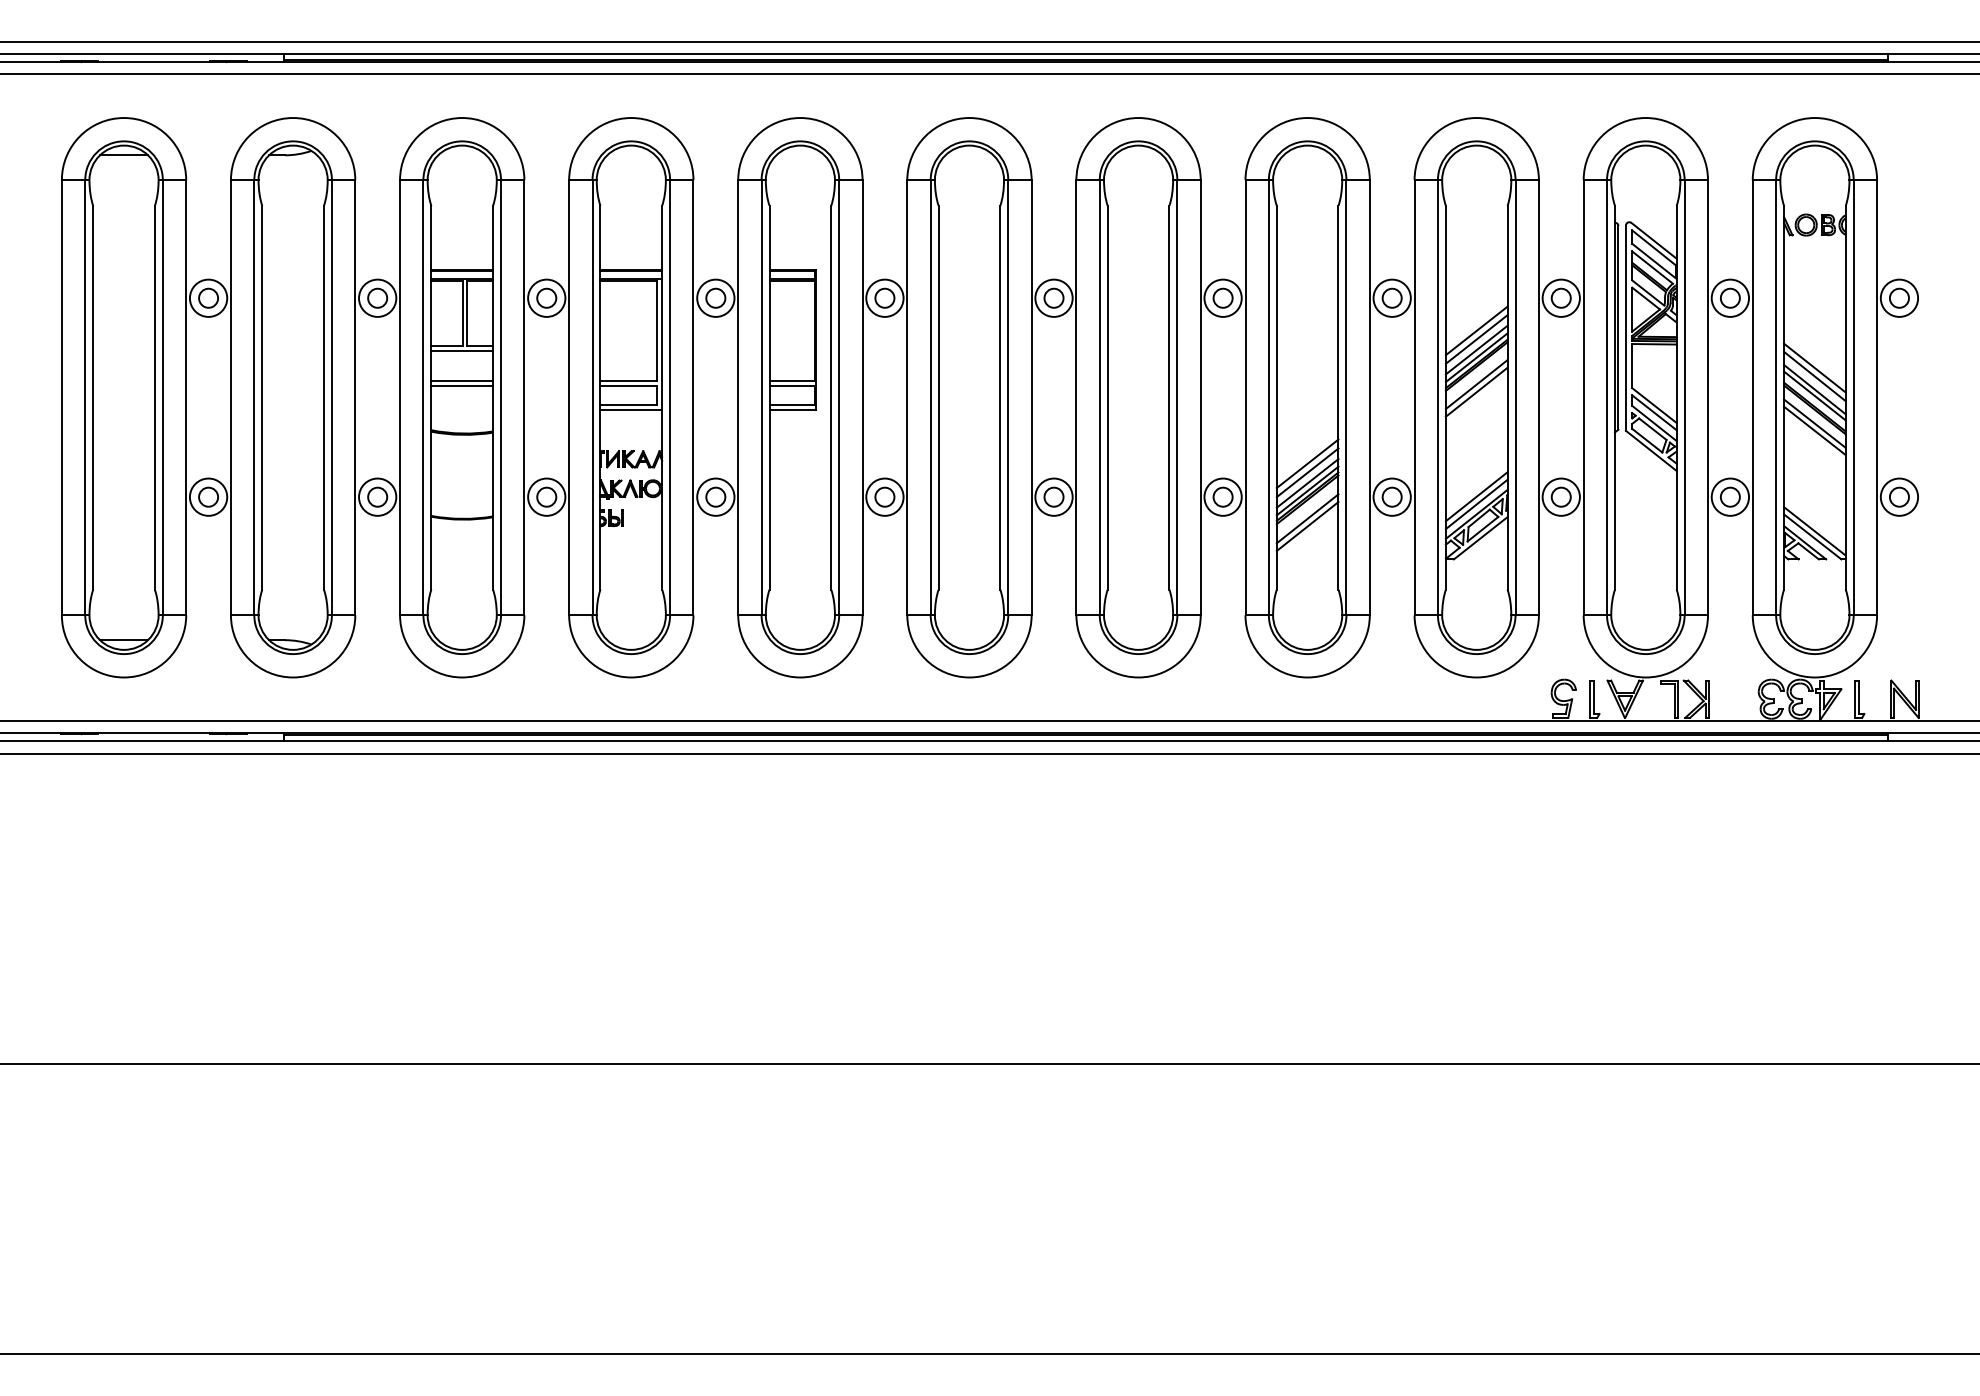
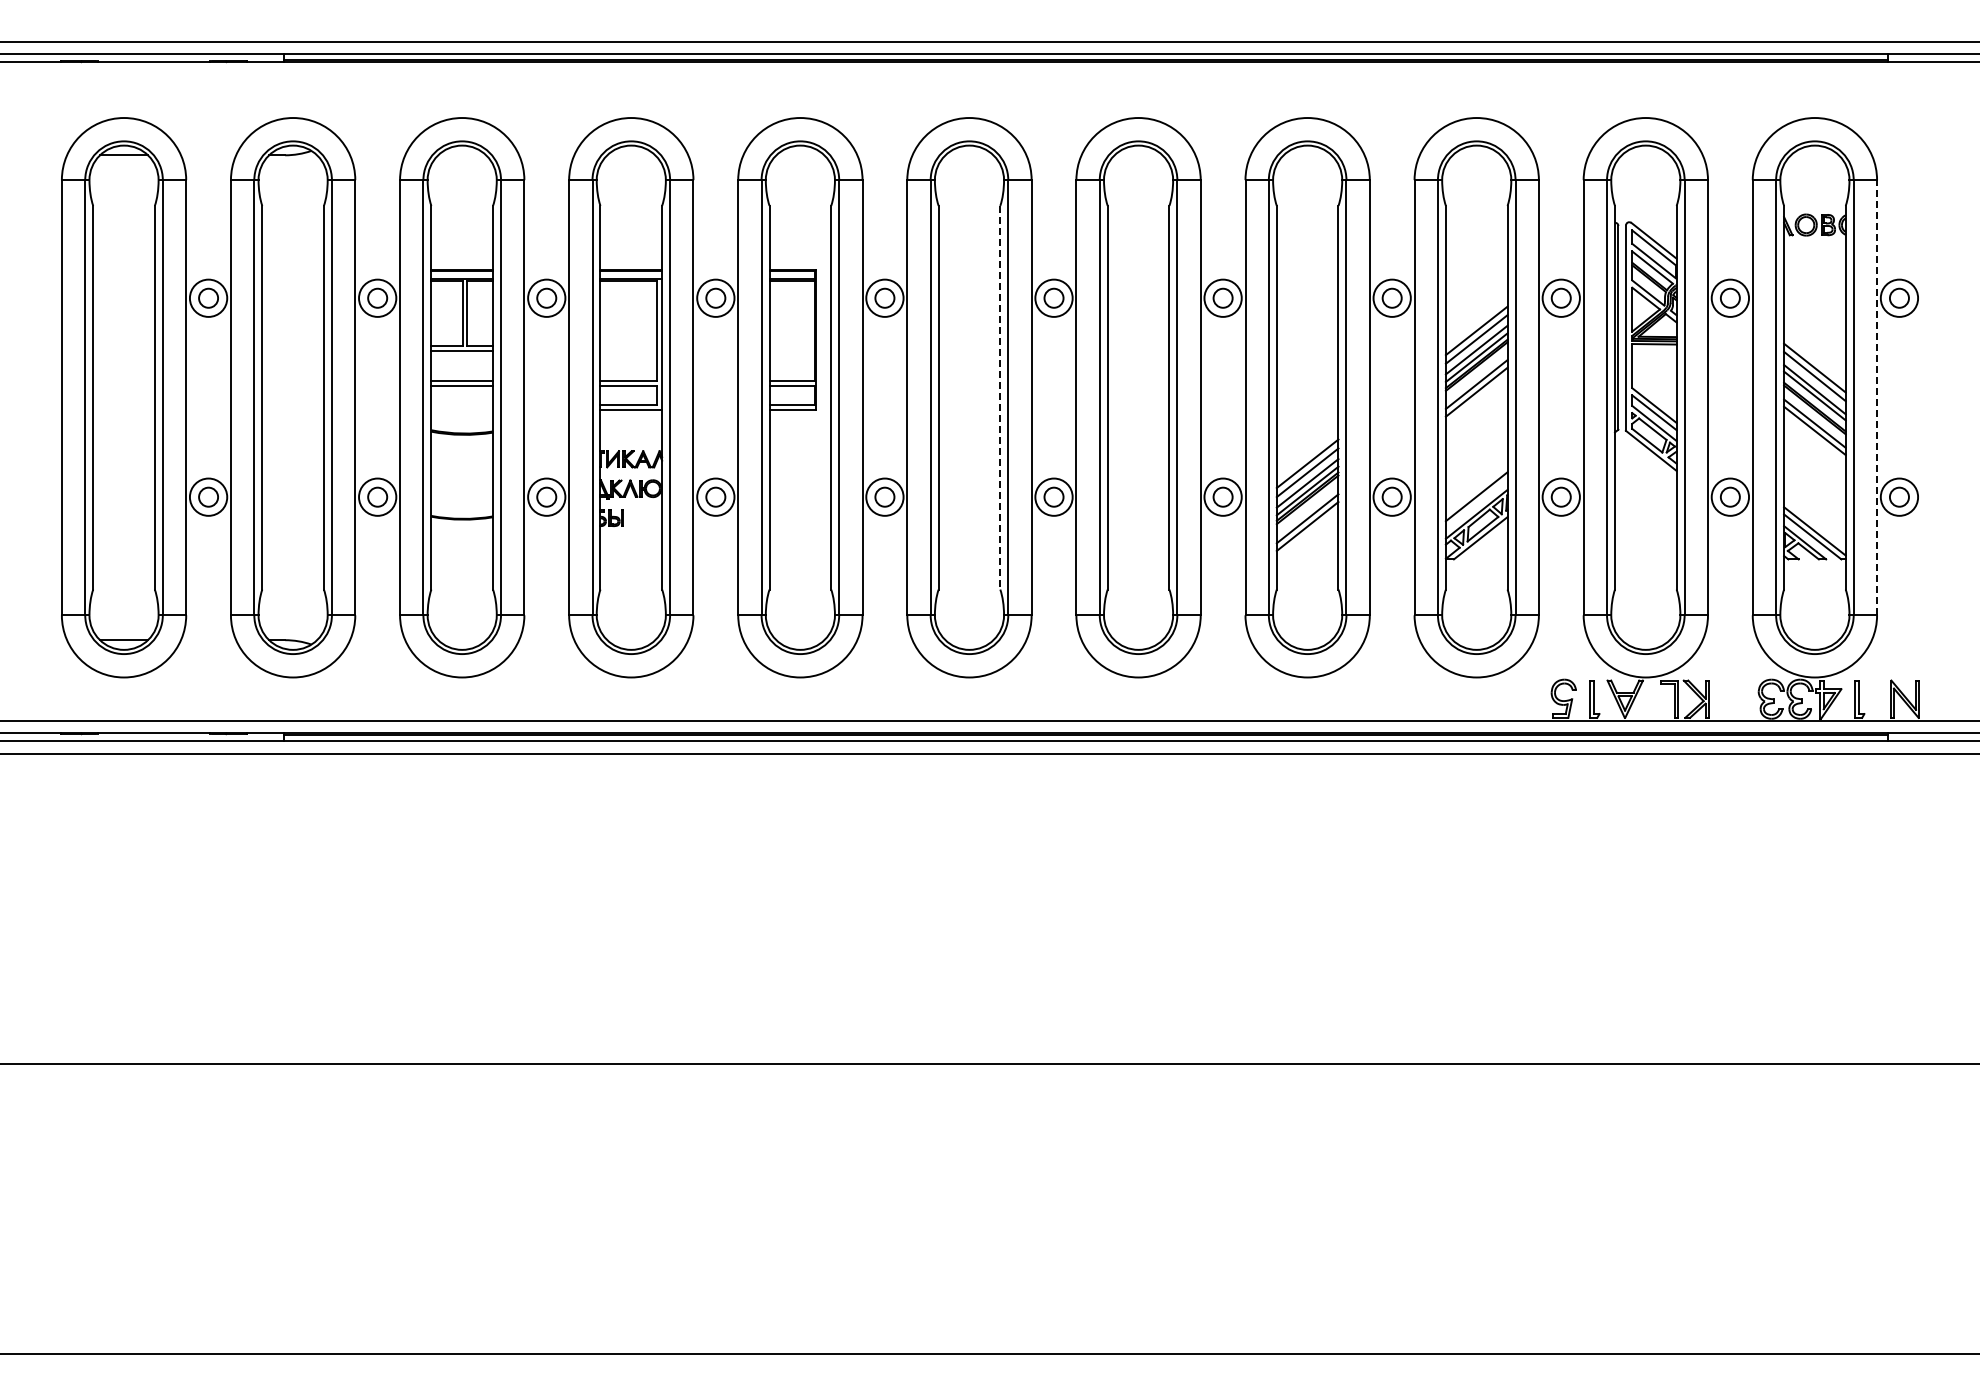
line: present -> none (989, 74)
line: solid -> dashed (1000, 397)
line: solid -> dashed (1877, 397)
line: present -> none (1476, 504)
